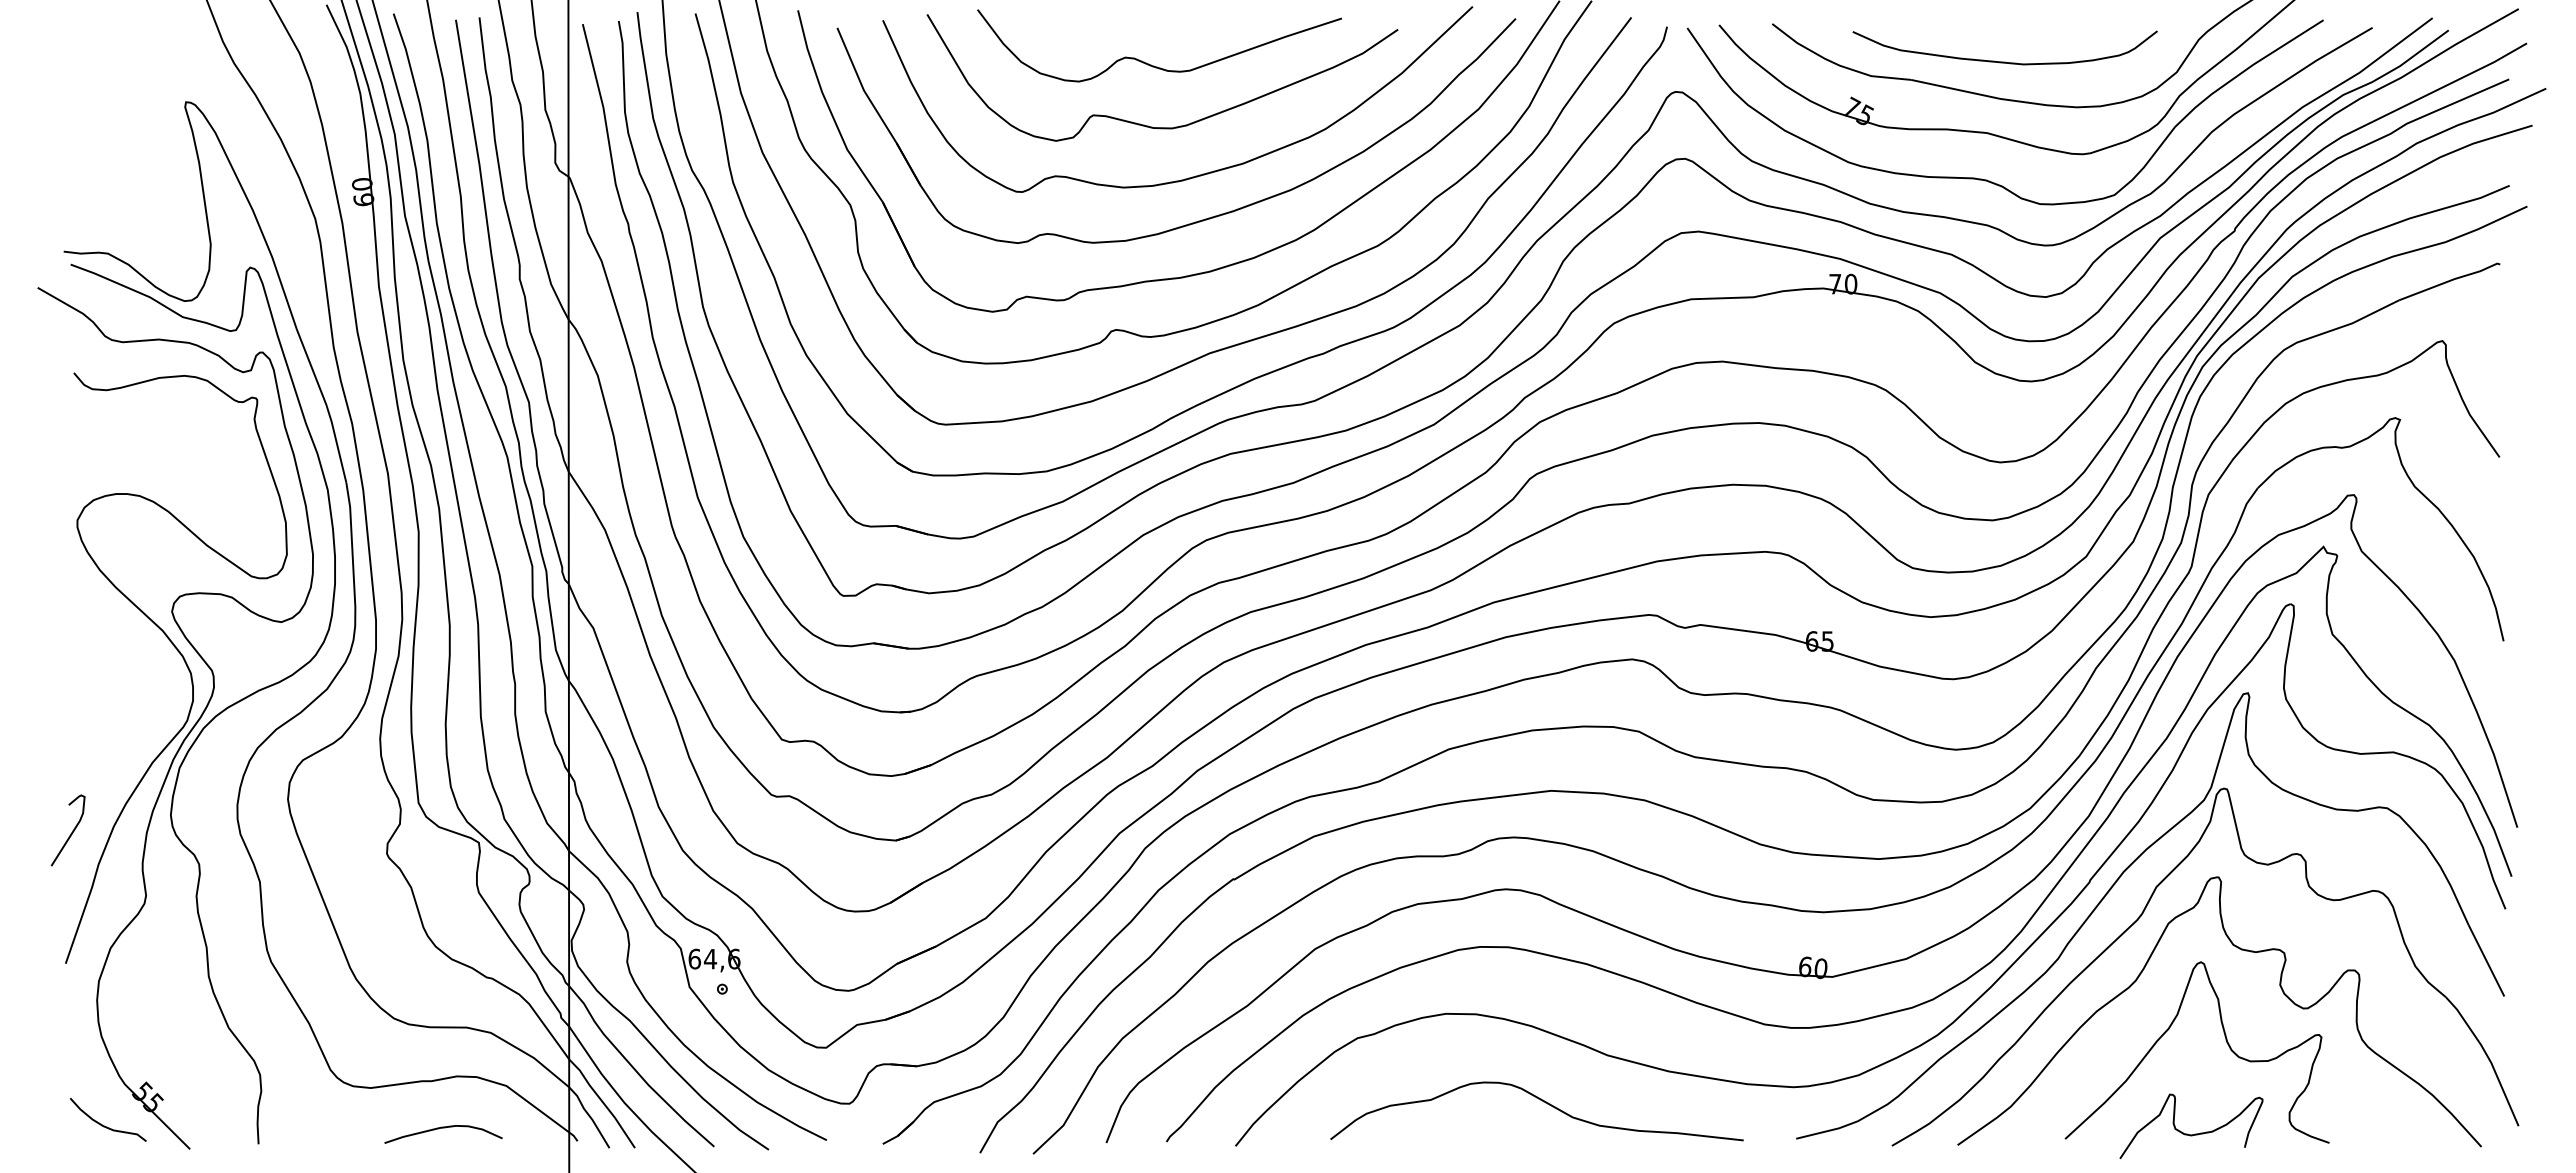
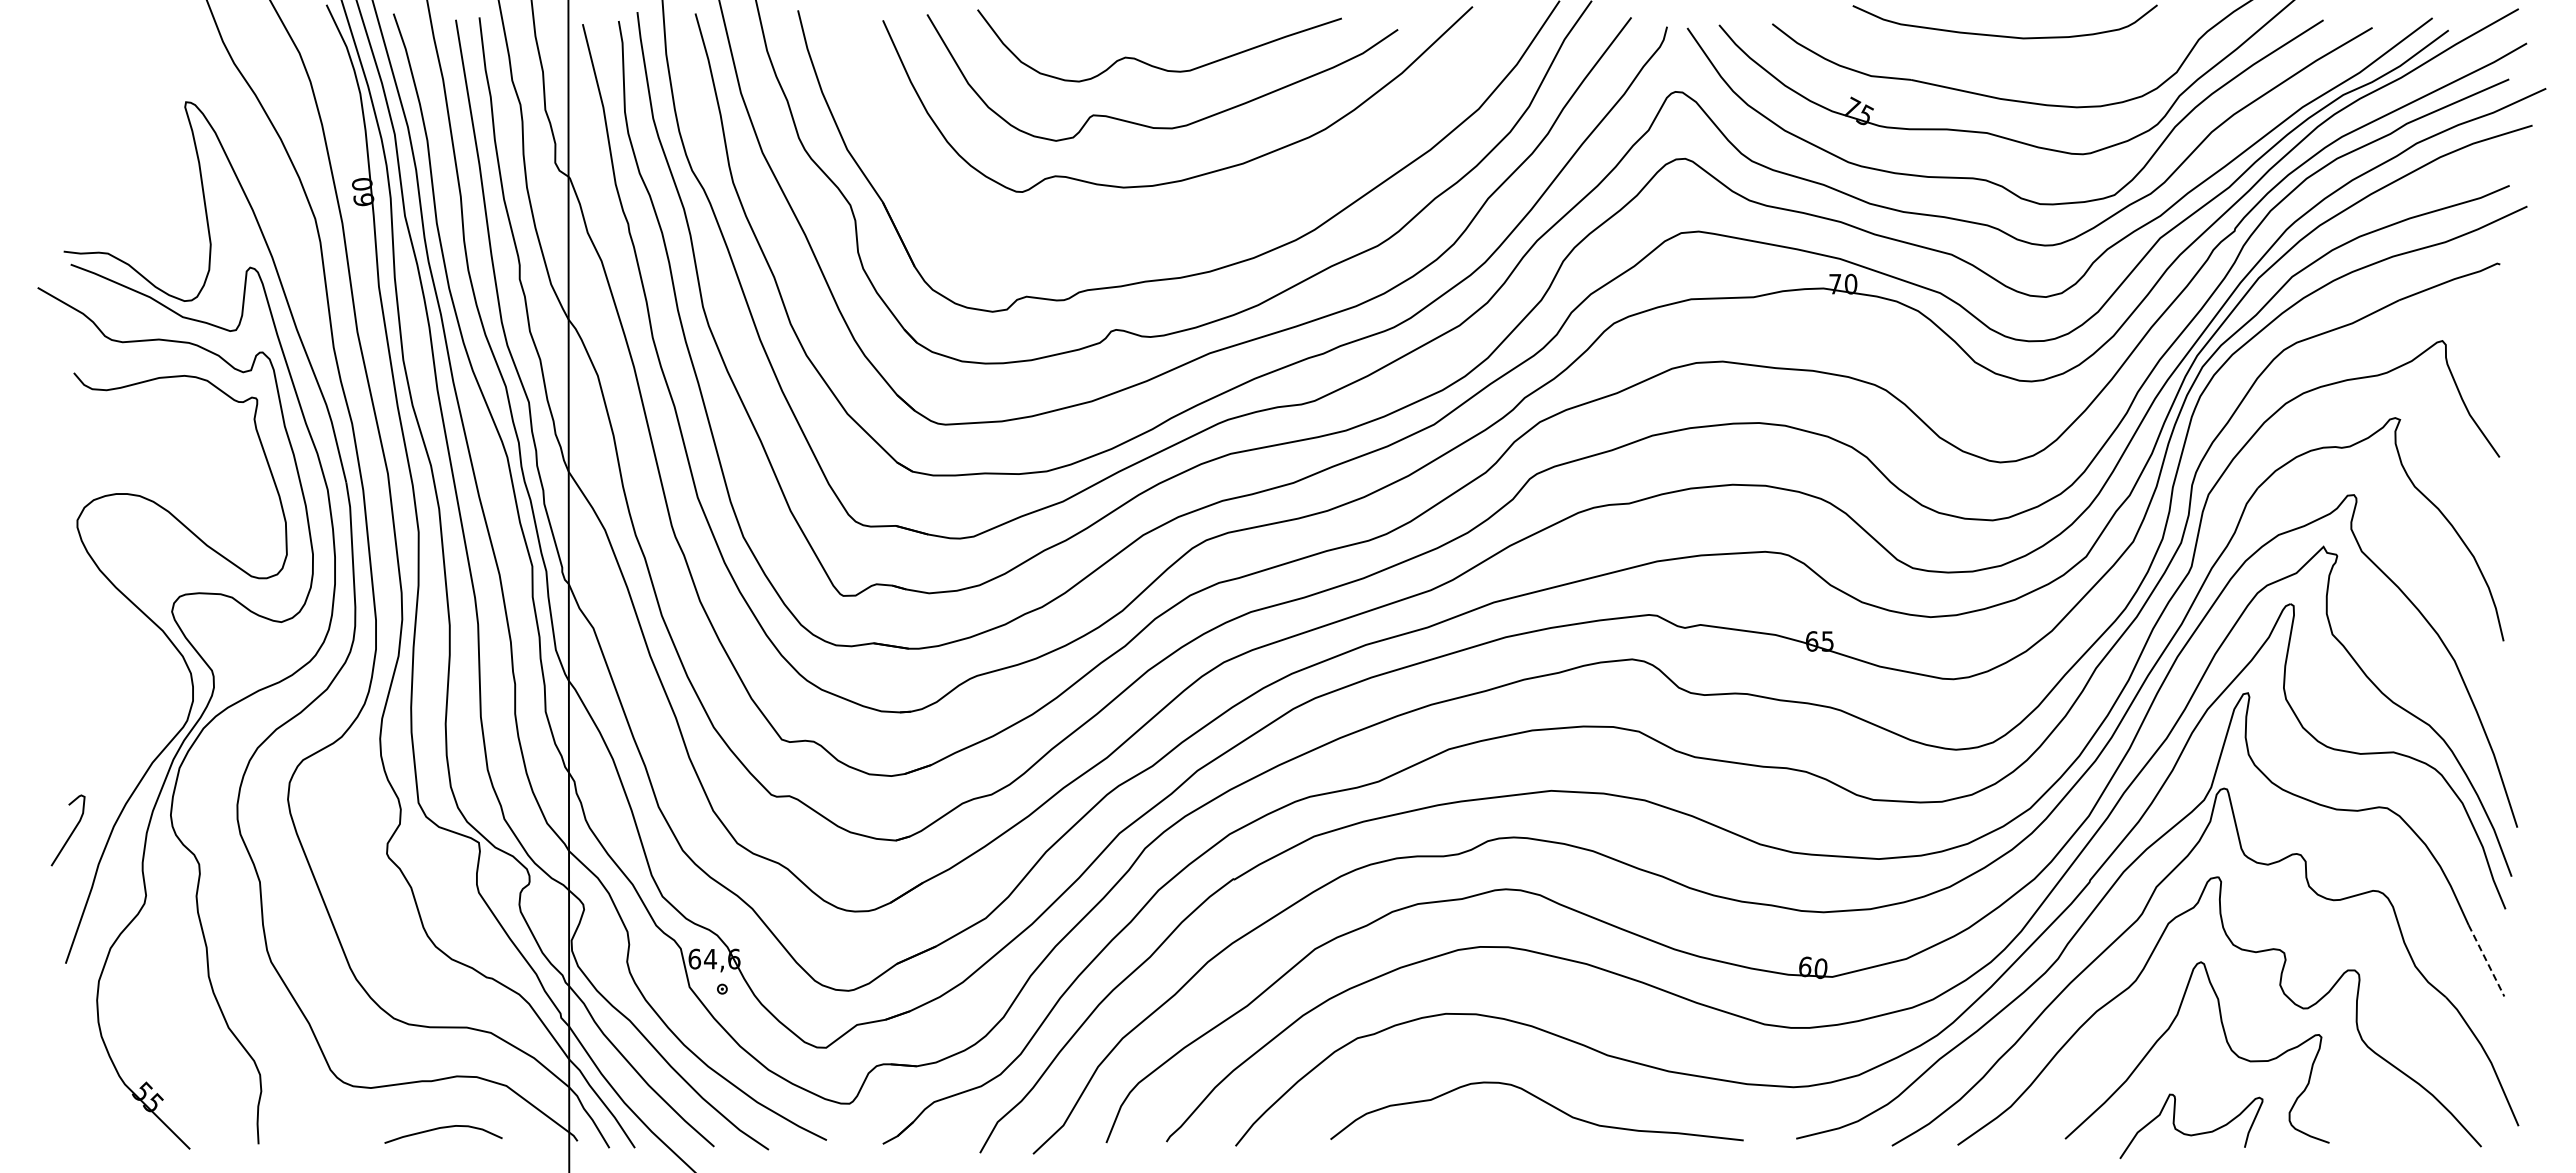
curve position: (2004, 61) -> (2004, 35) (2004, 35)
part: present -> none (1201, 219)
line: solid -> dashed (2486, 960)
curve: present -> none (107, 1126)
